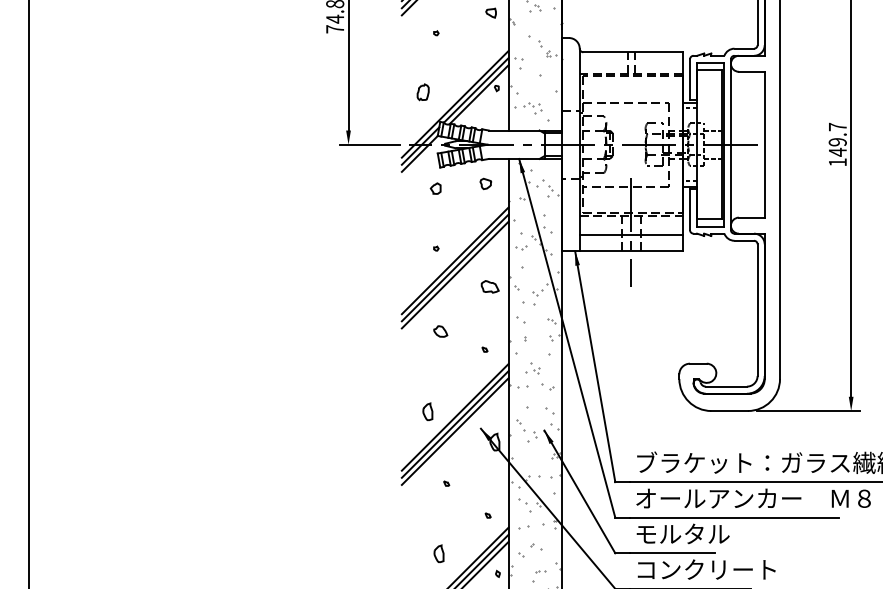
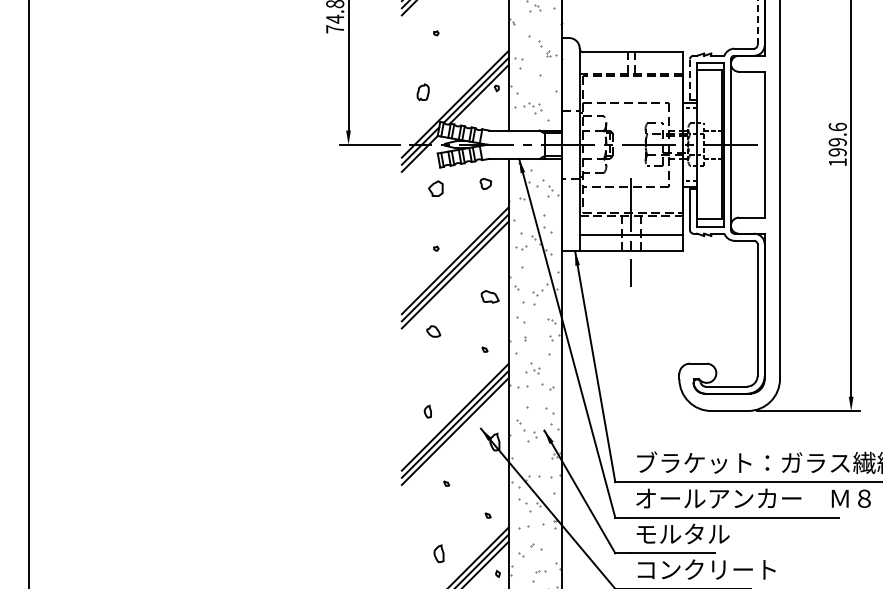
part: present -> none (490, 12)
line: solid -> dashed (757, 22)
line: solid -> dashed (690, 79)
text: 149.7 -> 199.6 (837, 139)
part size: 13x13 px -> 16x17 px (435, 188)
part position: (489, 286) -> (489, 296) (489, 296)
part position: (440, 331) -> (433, 331) (433, 331)
part size: 12x19 px -> 9x15 px (427, 411)
